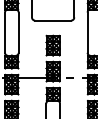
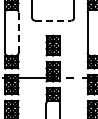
line: solid -> dashed (53, 20)
line: solid -> dashed (18, 33)
